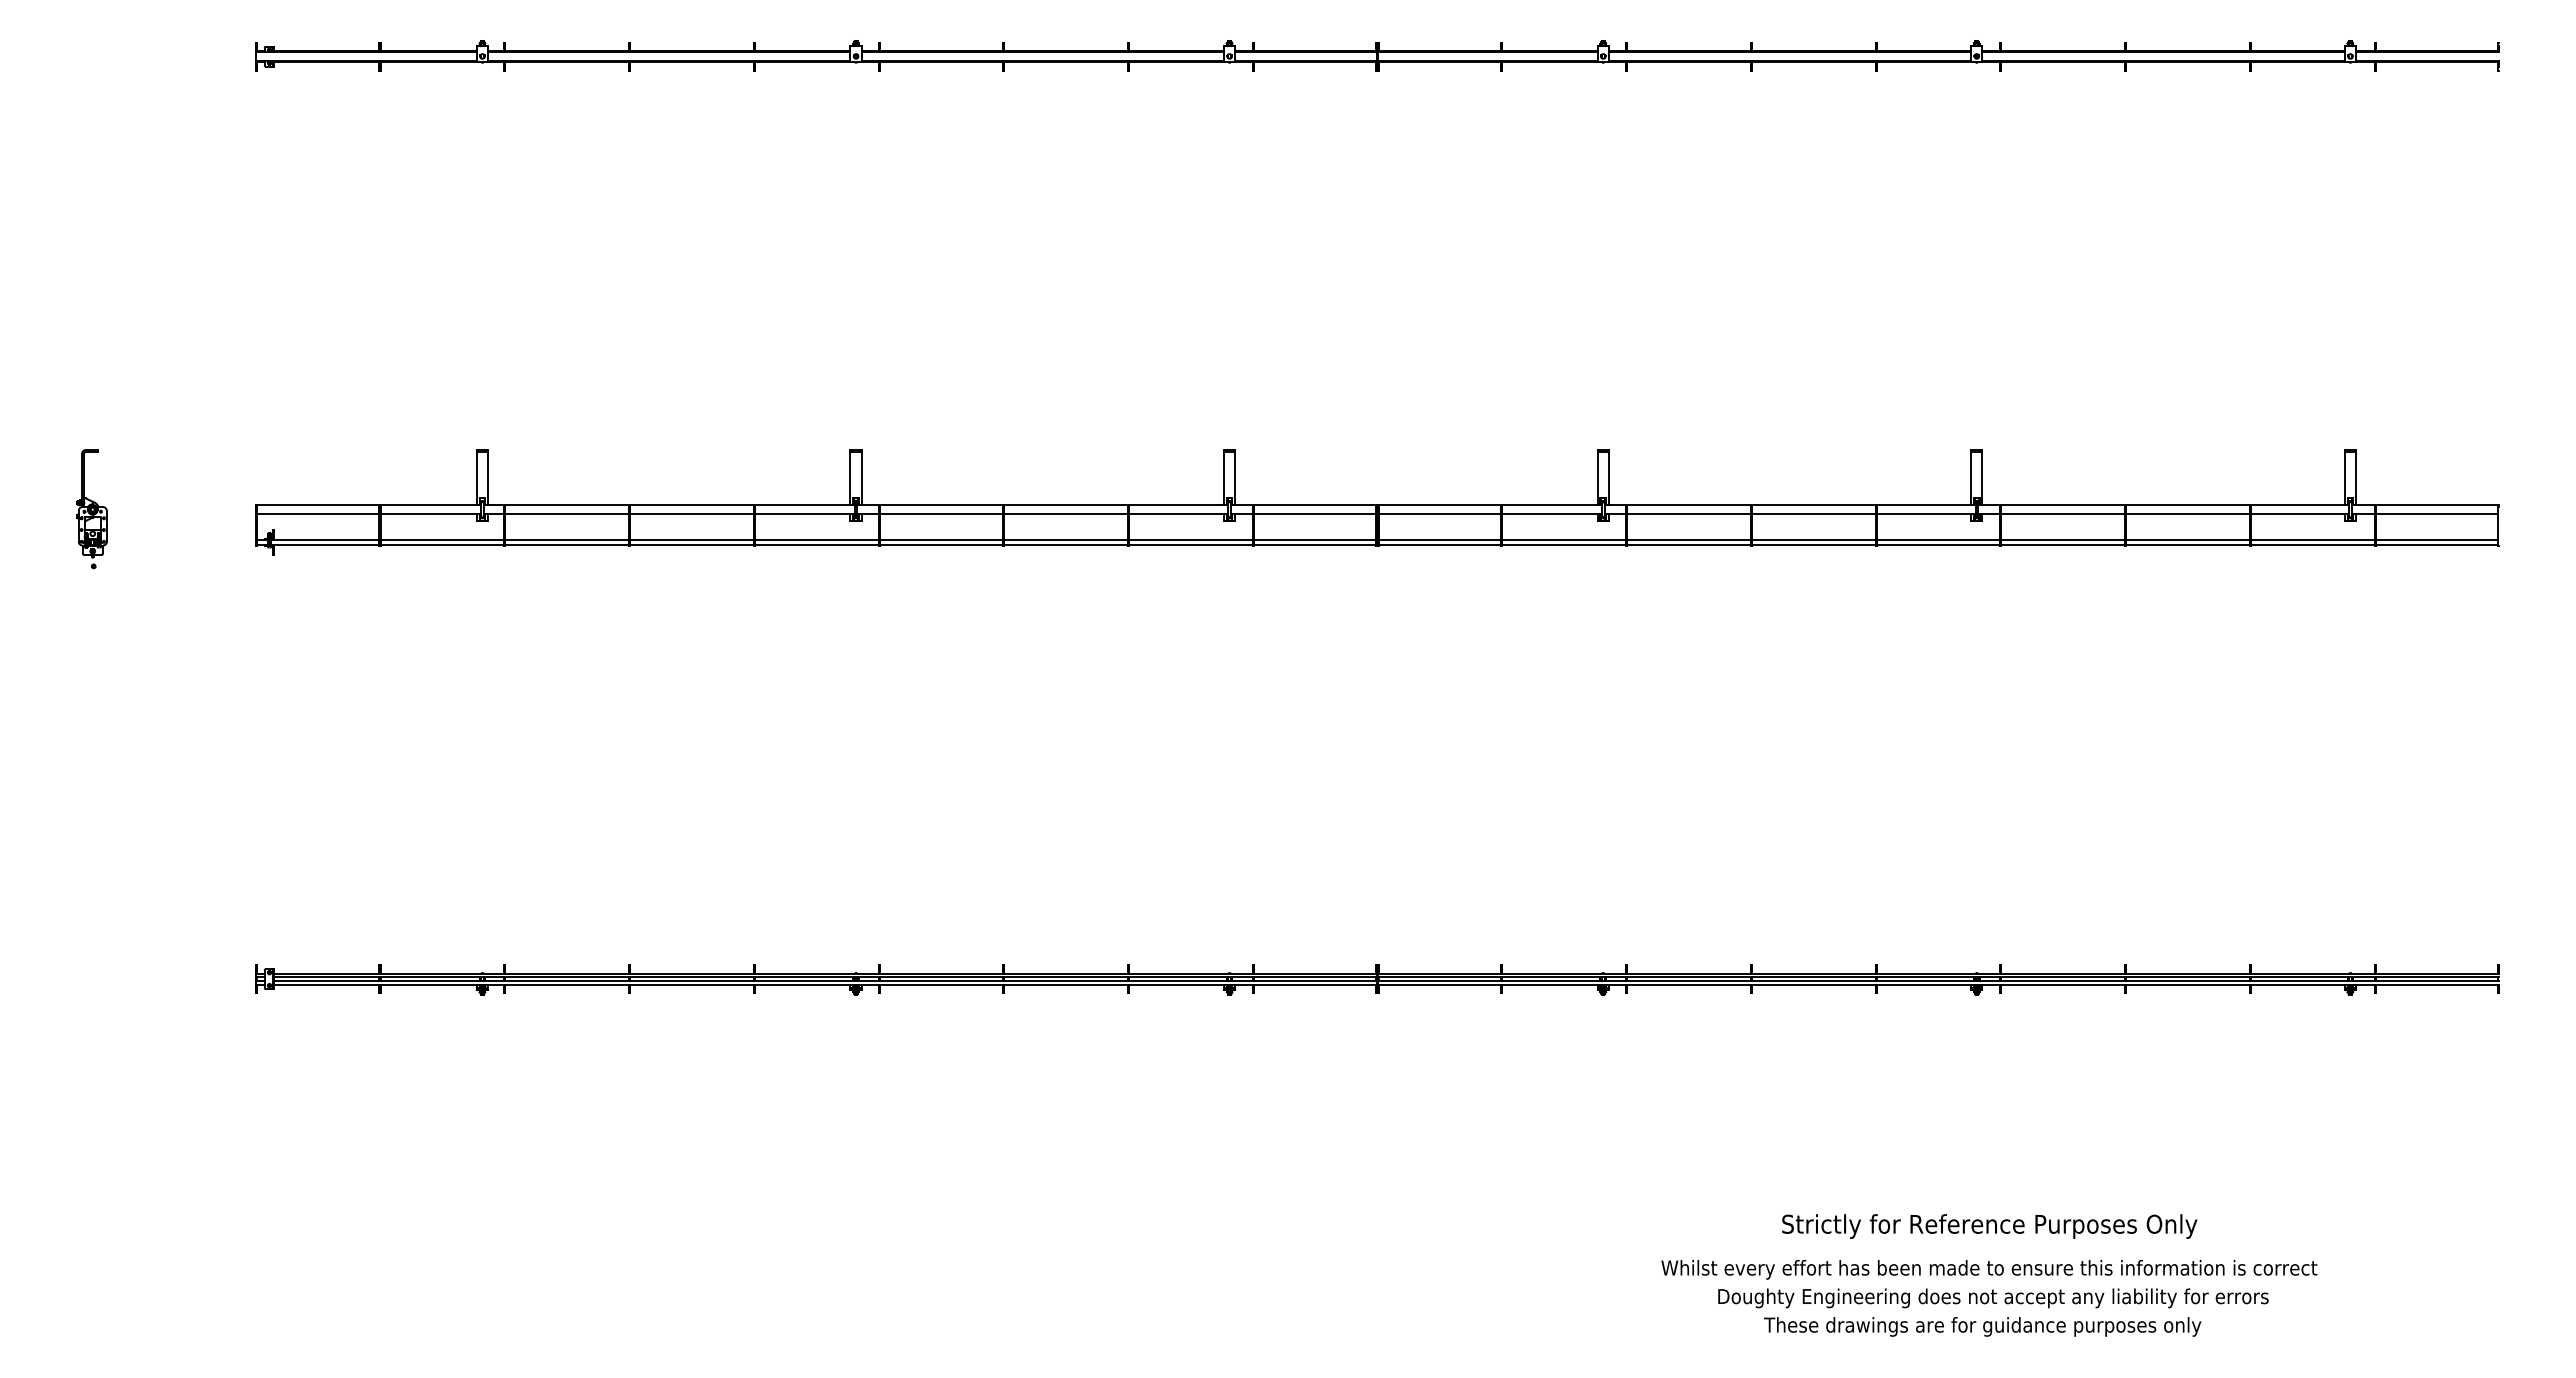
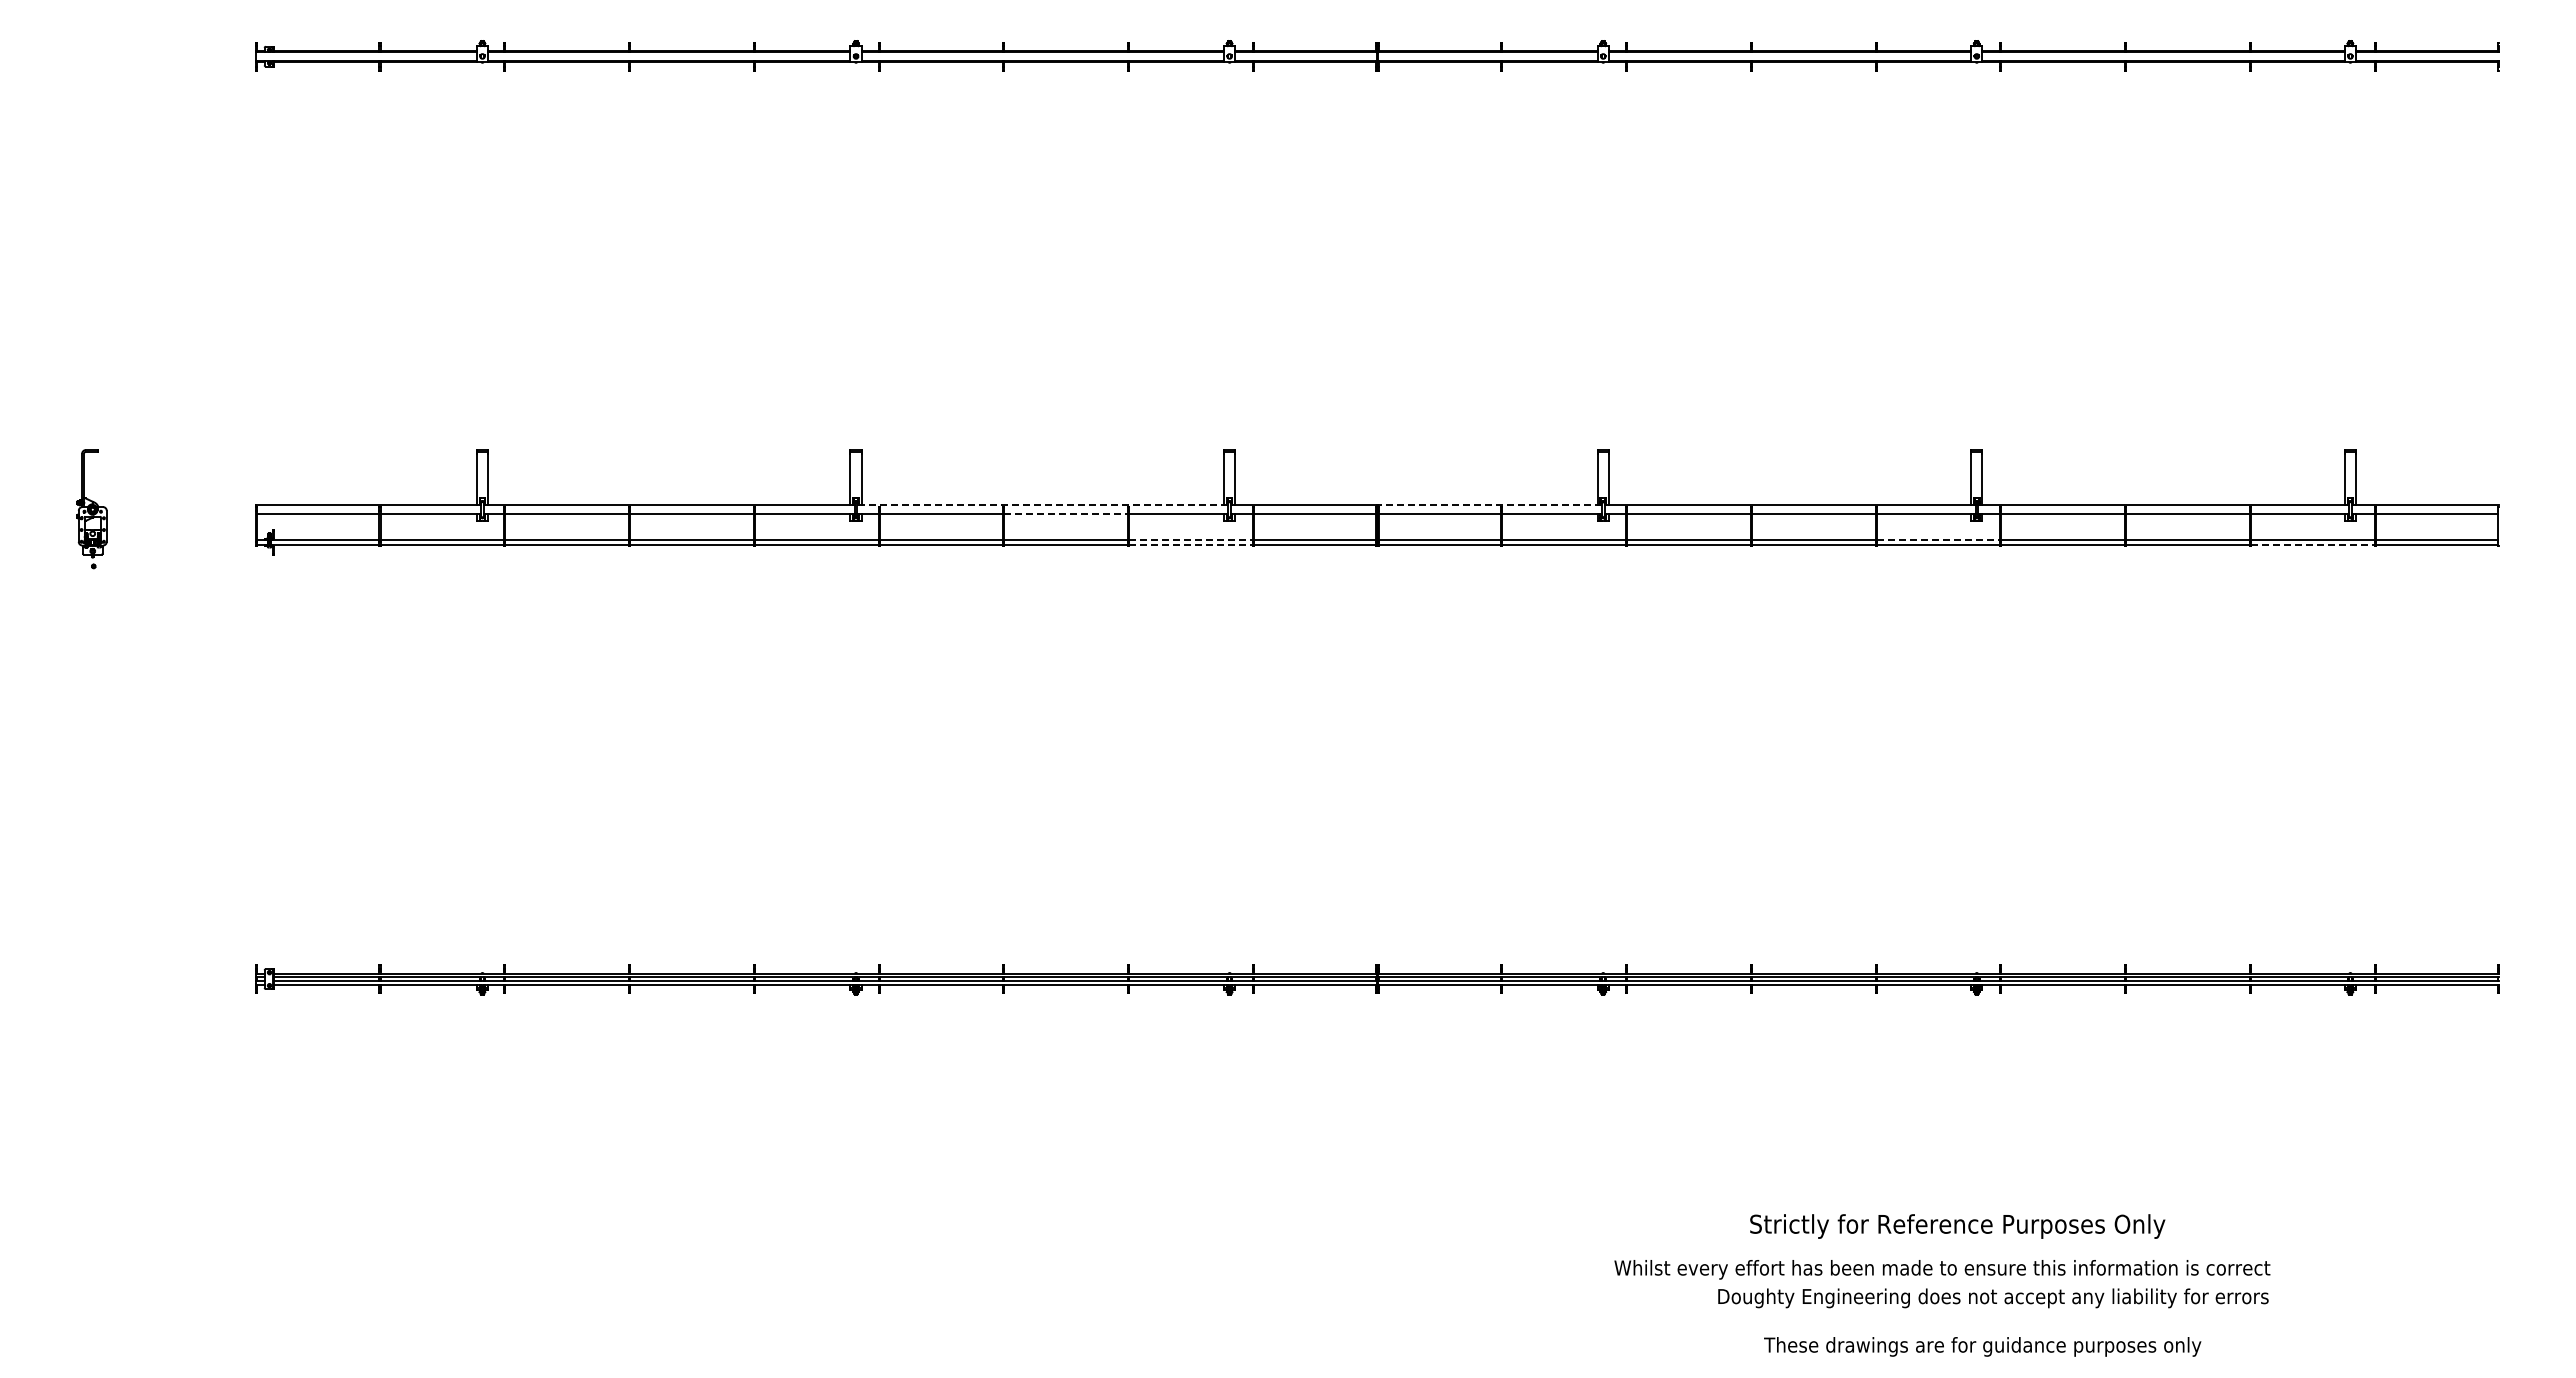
line: solid -> dashed (1042, 504)
line: solid -> dashed (1489, 504)
line: solid -> dashed (1066, 514)
line: solid -> dashed (1191, 539)
line: solid -> dashed (1938, 539)
line: solid -> dashed (1191, 545)
line: solid -> dashed (2312, 545)
text position: (1989, 1226) -> (1957, 1226) (1957, 1226)
text position: (1989, 1269) -> (1942, 1269) (1942, 1269)
text position: (1982, 1326) -> (1982, 1346) (1982, 1346)
